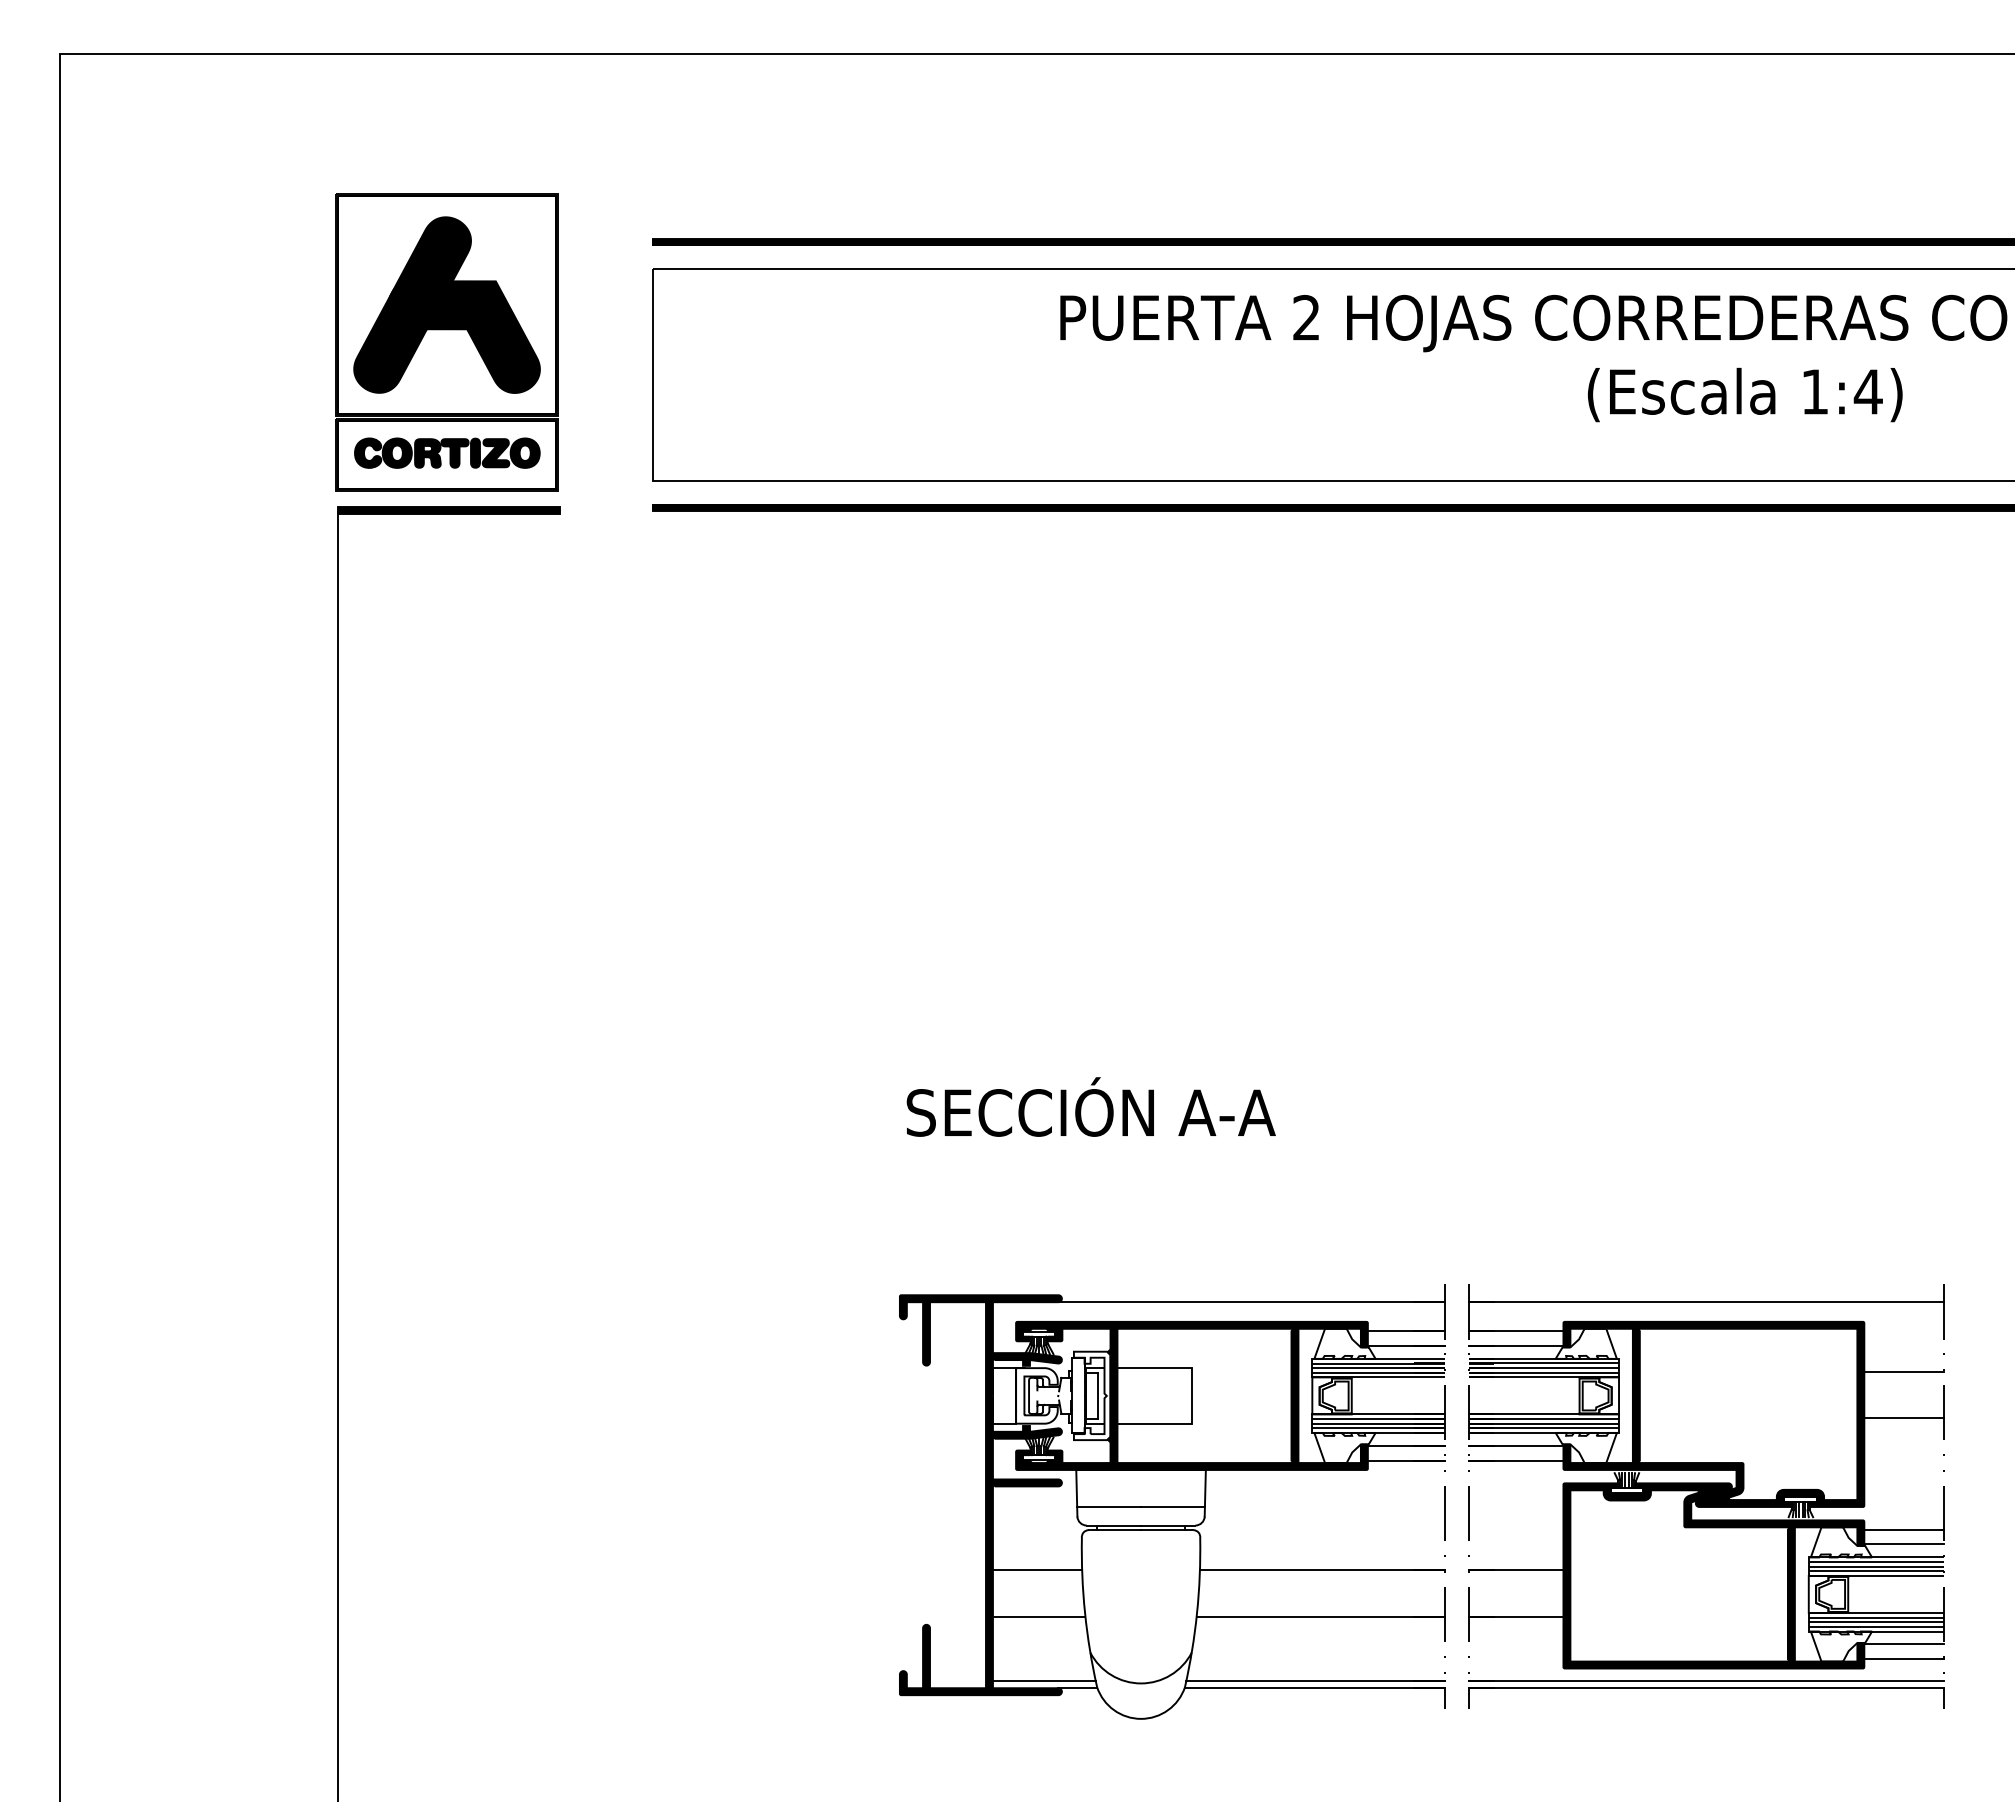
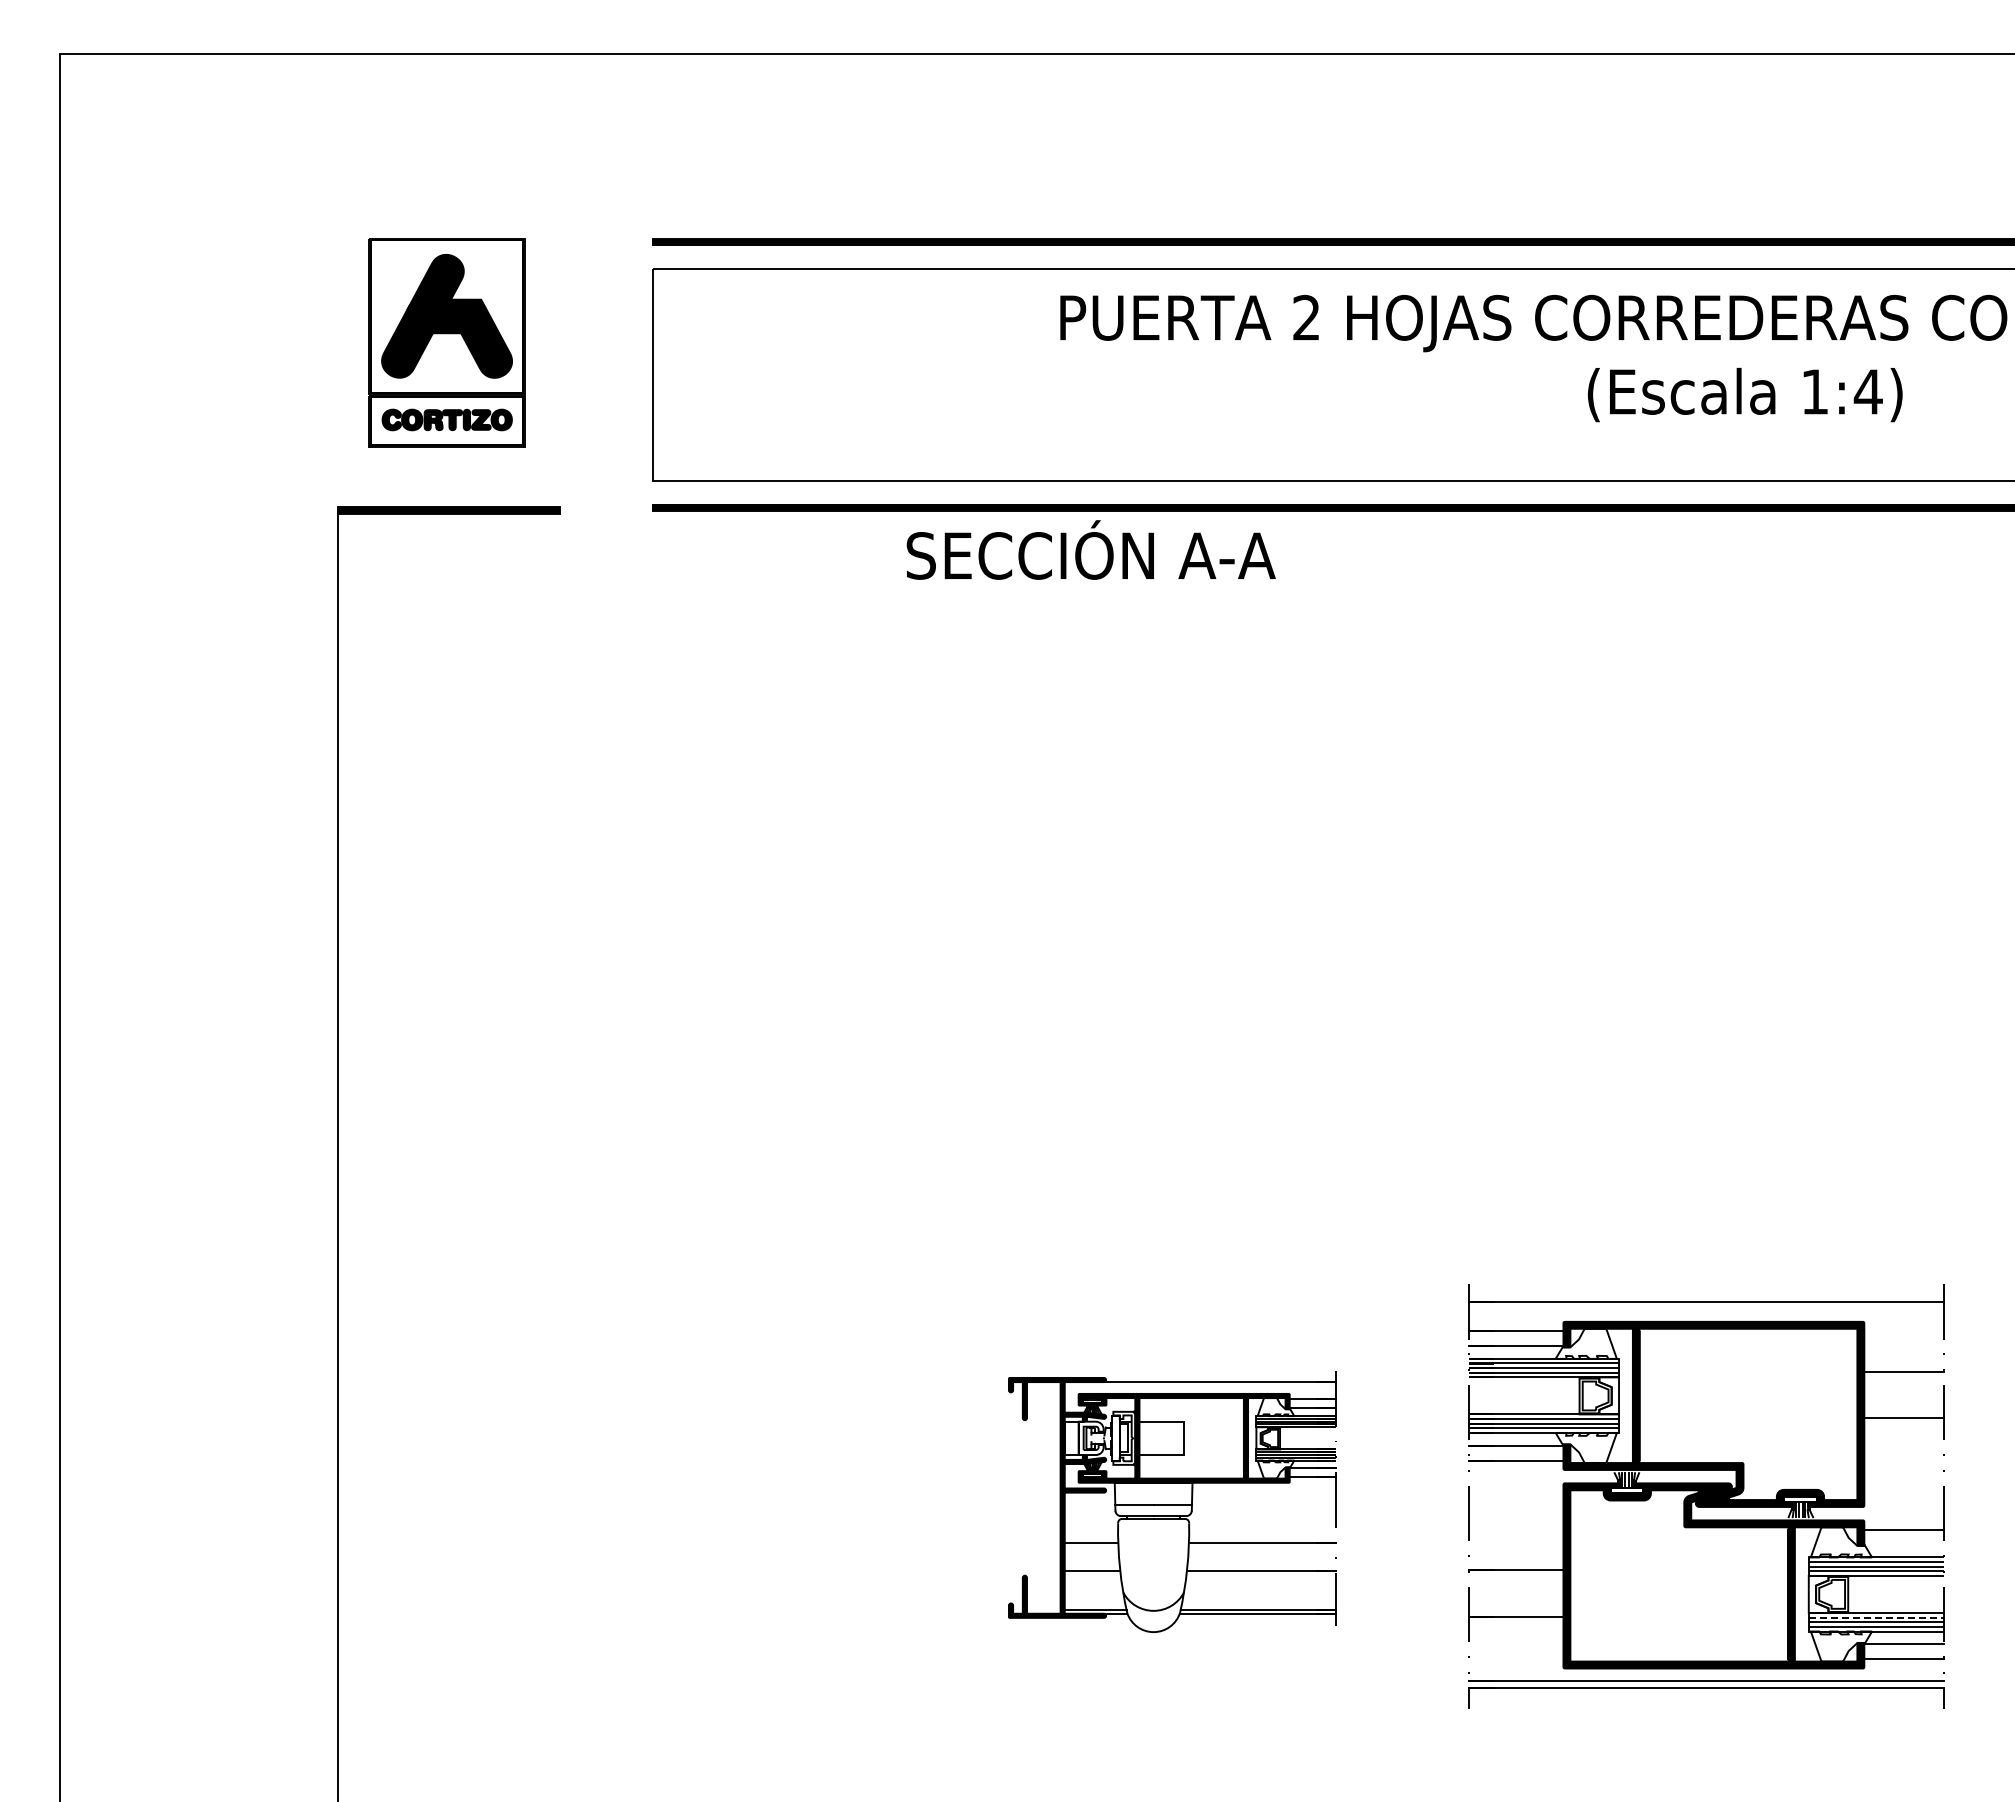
part size: 224x299 px -> 158x210 px (446, 342)
text position: (1090, 1106) -> (1090, 549) (1090, 549)
part size: 547x436 px -> 329x262 px (1172, 1501)
line: present -> none (1904, 1544)
line: solid -> dashed (1876, 1617)
